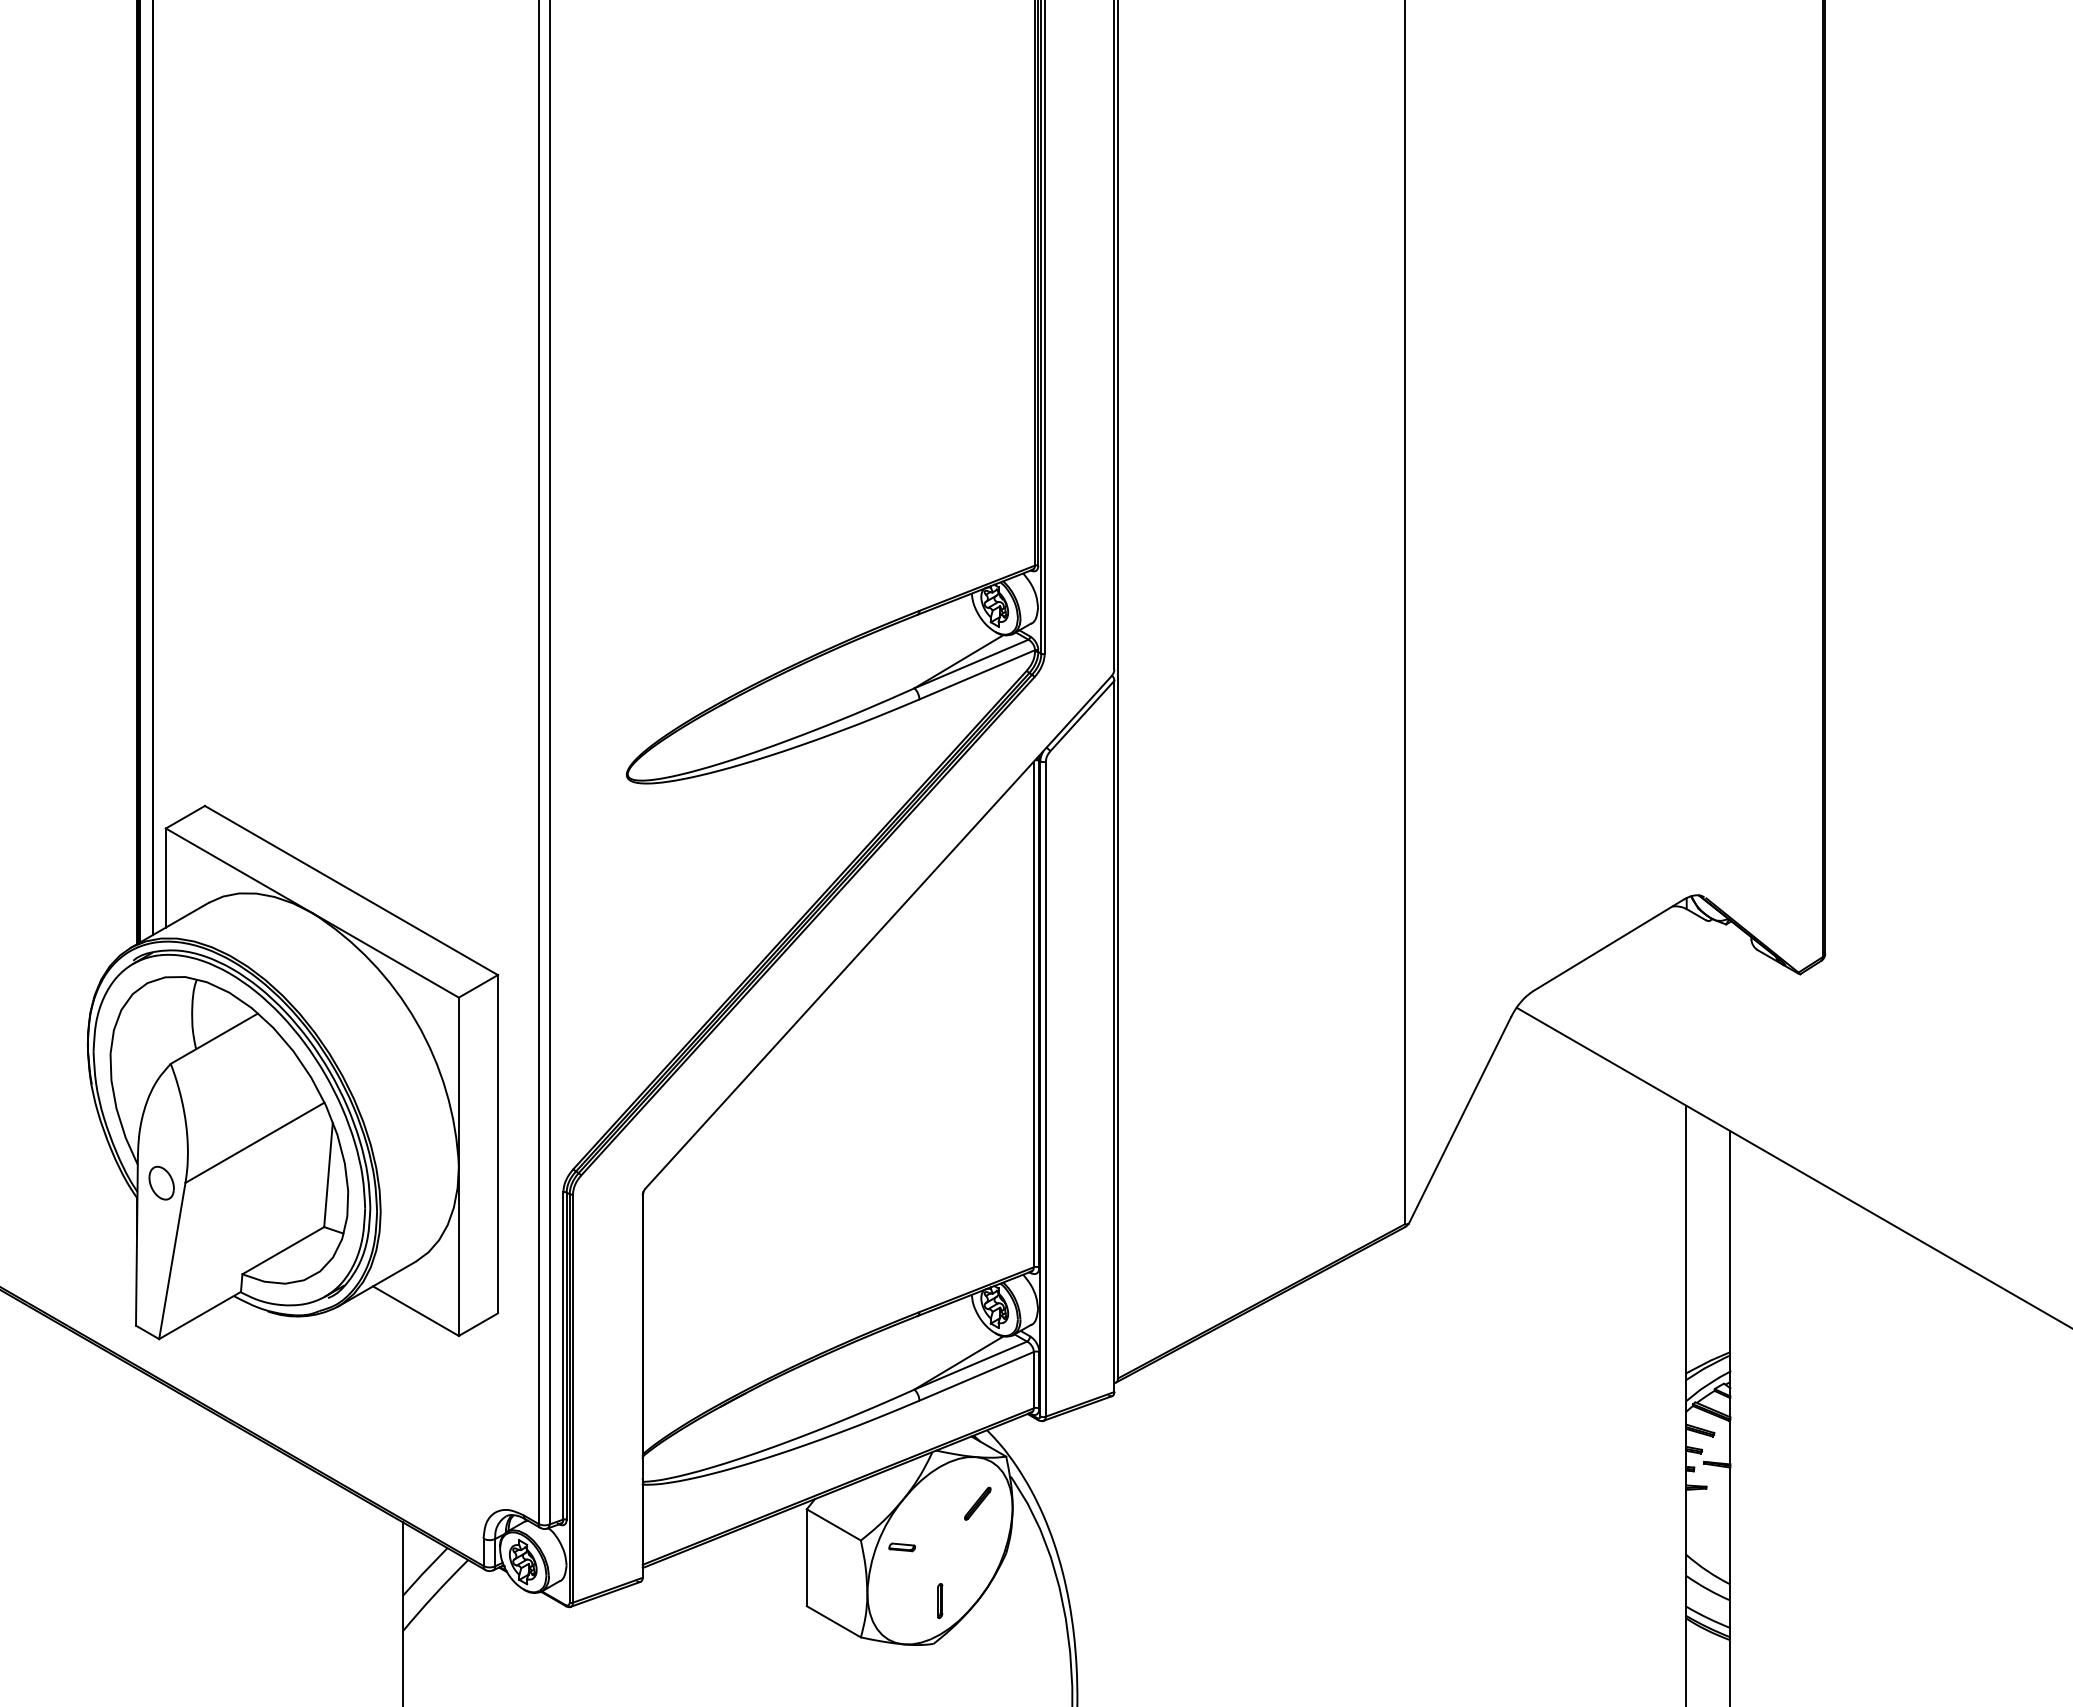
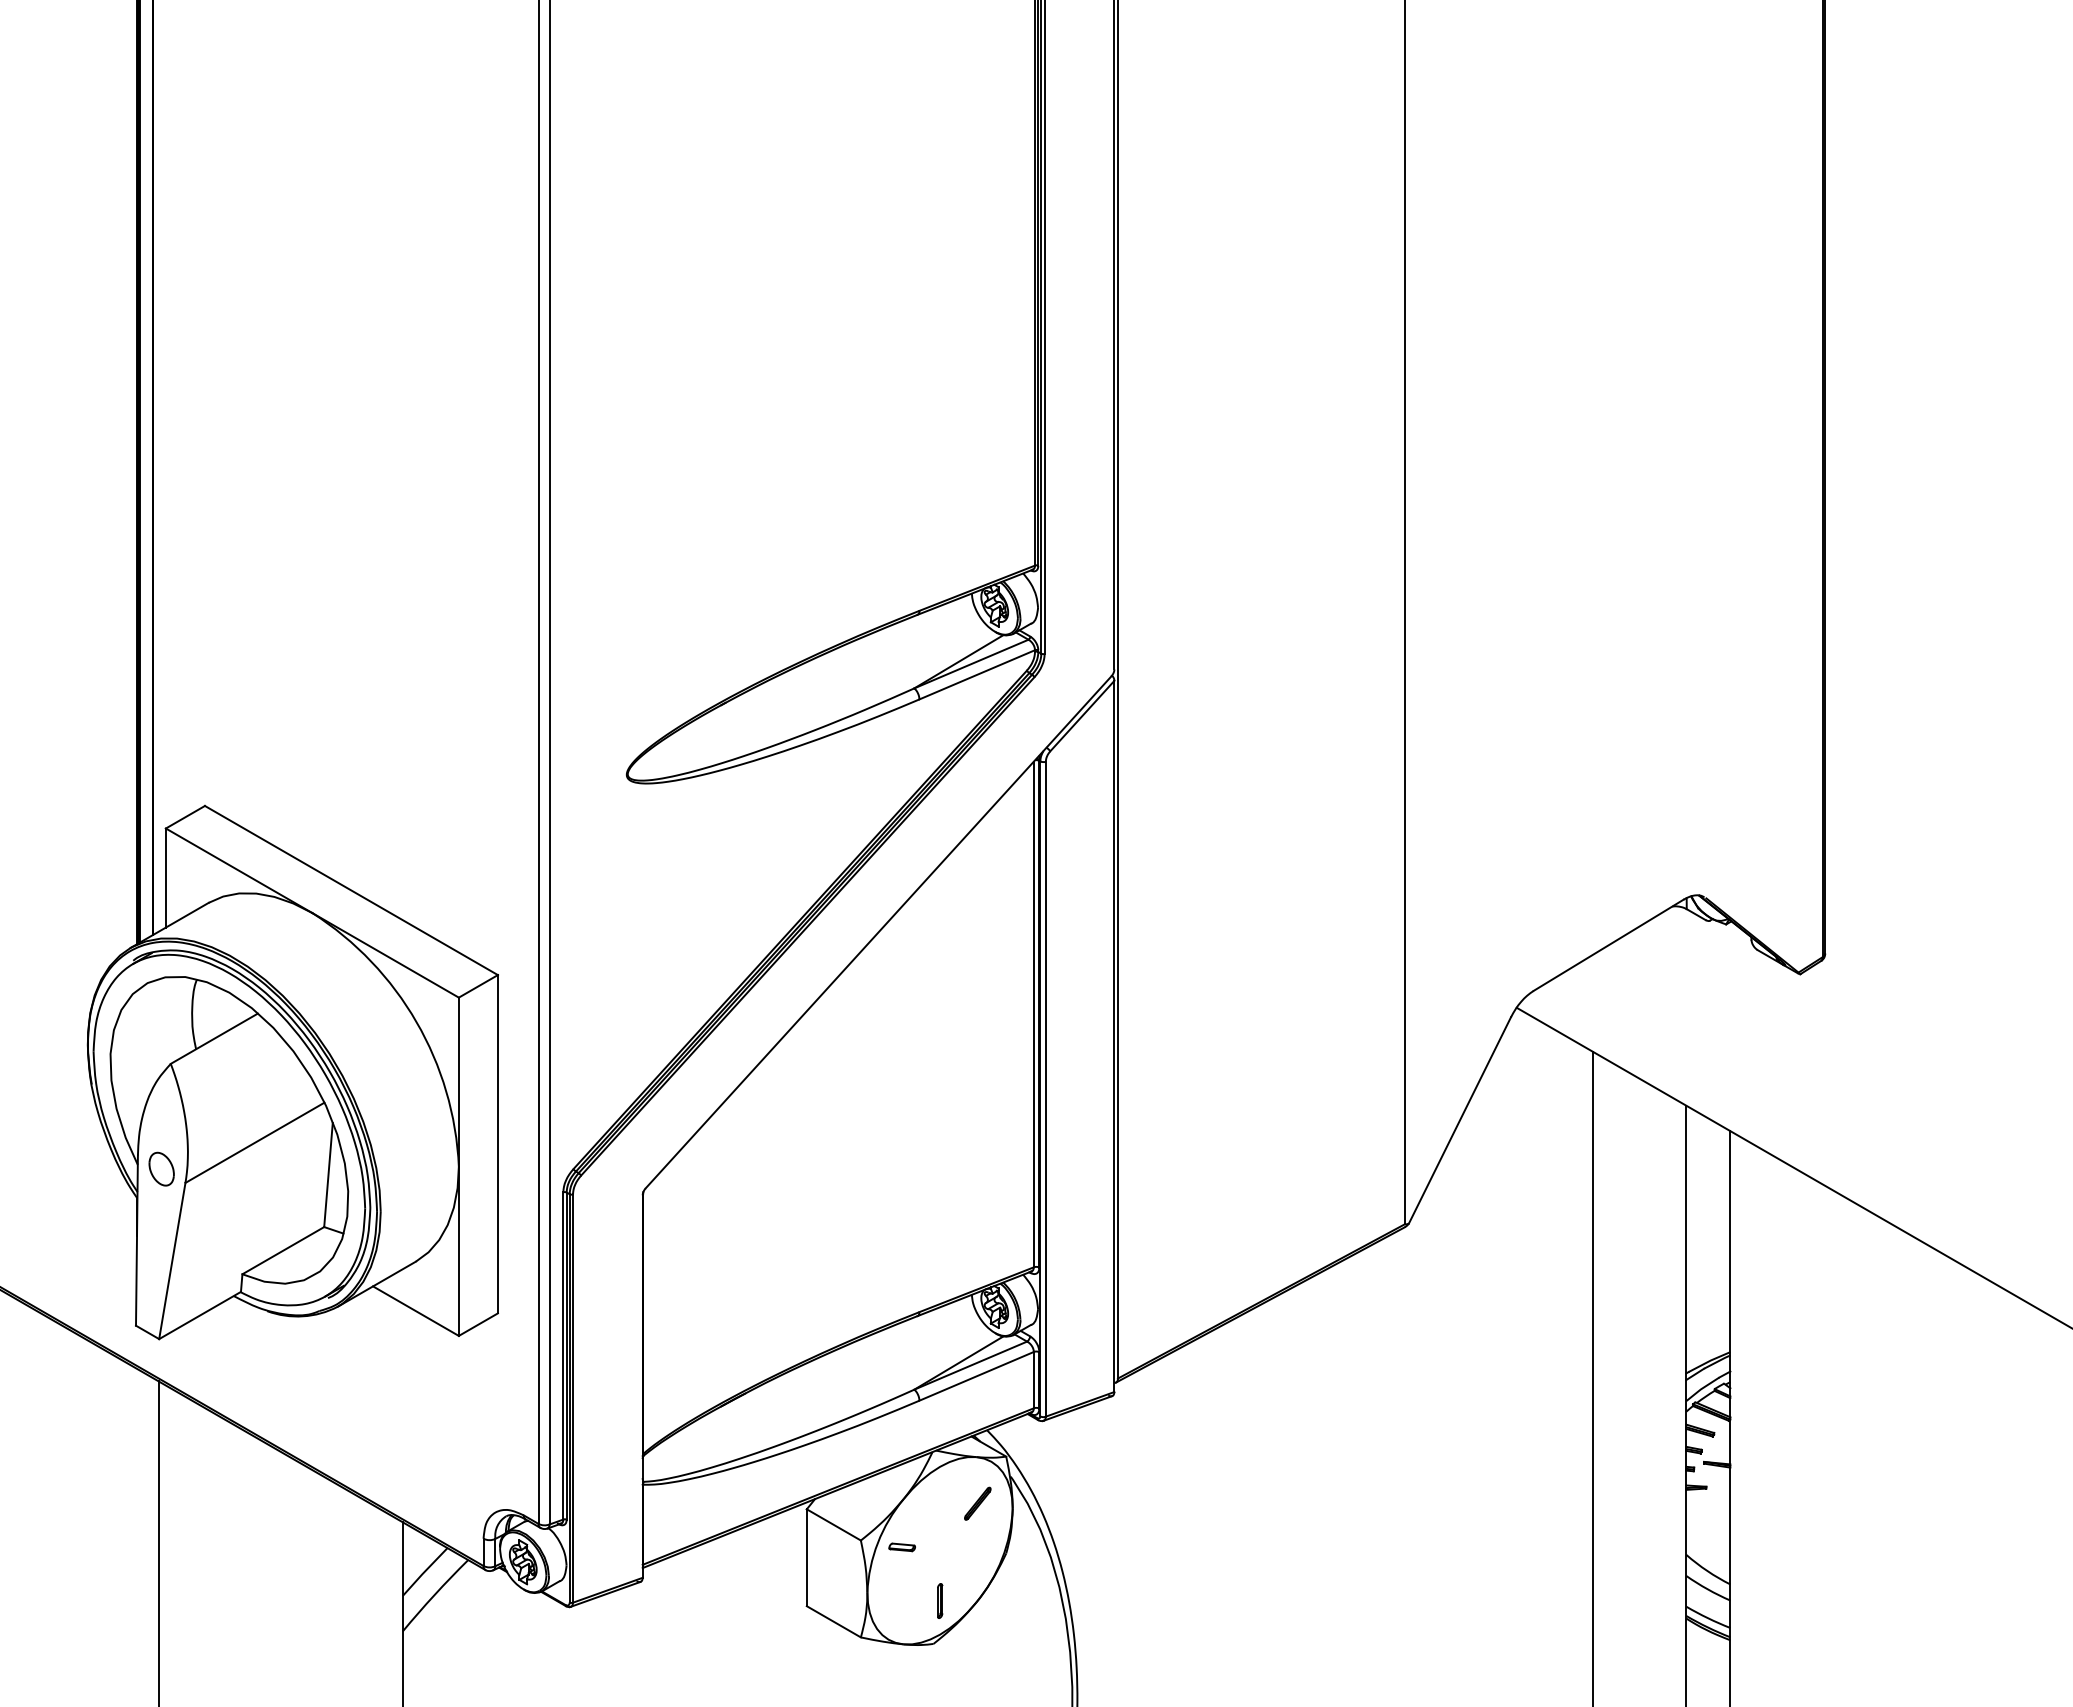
part position: (161, 1182) -> (161, 1168) (161, 1168)
line: none -> present (1593, 1377)
line: none -> present (158, 1542)
